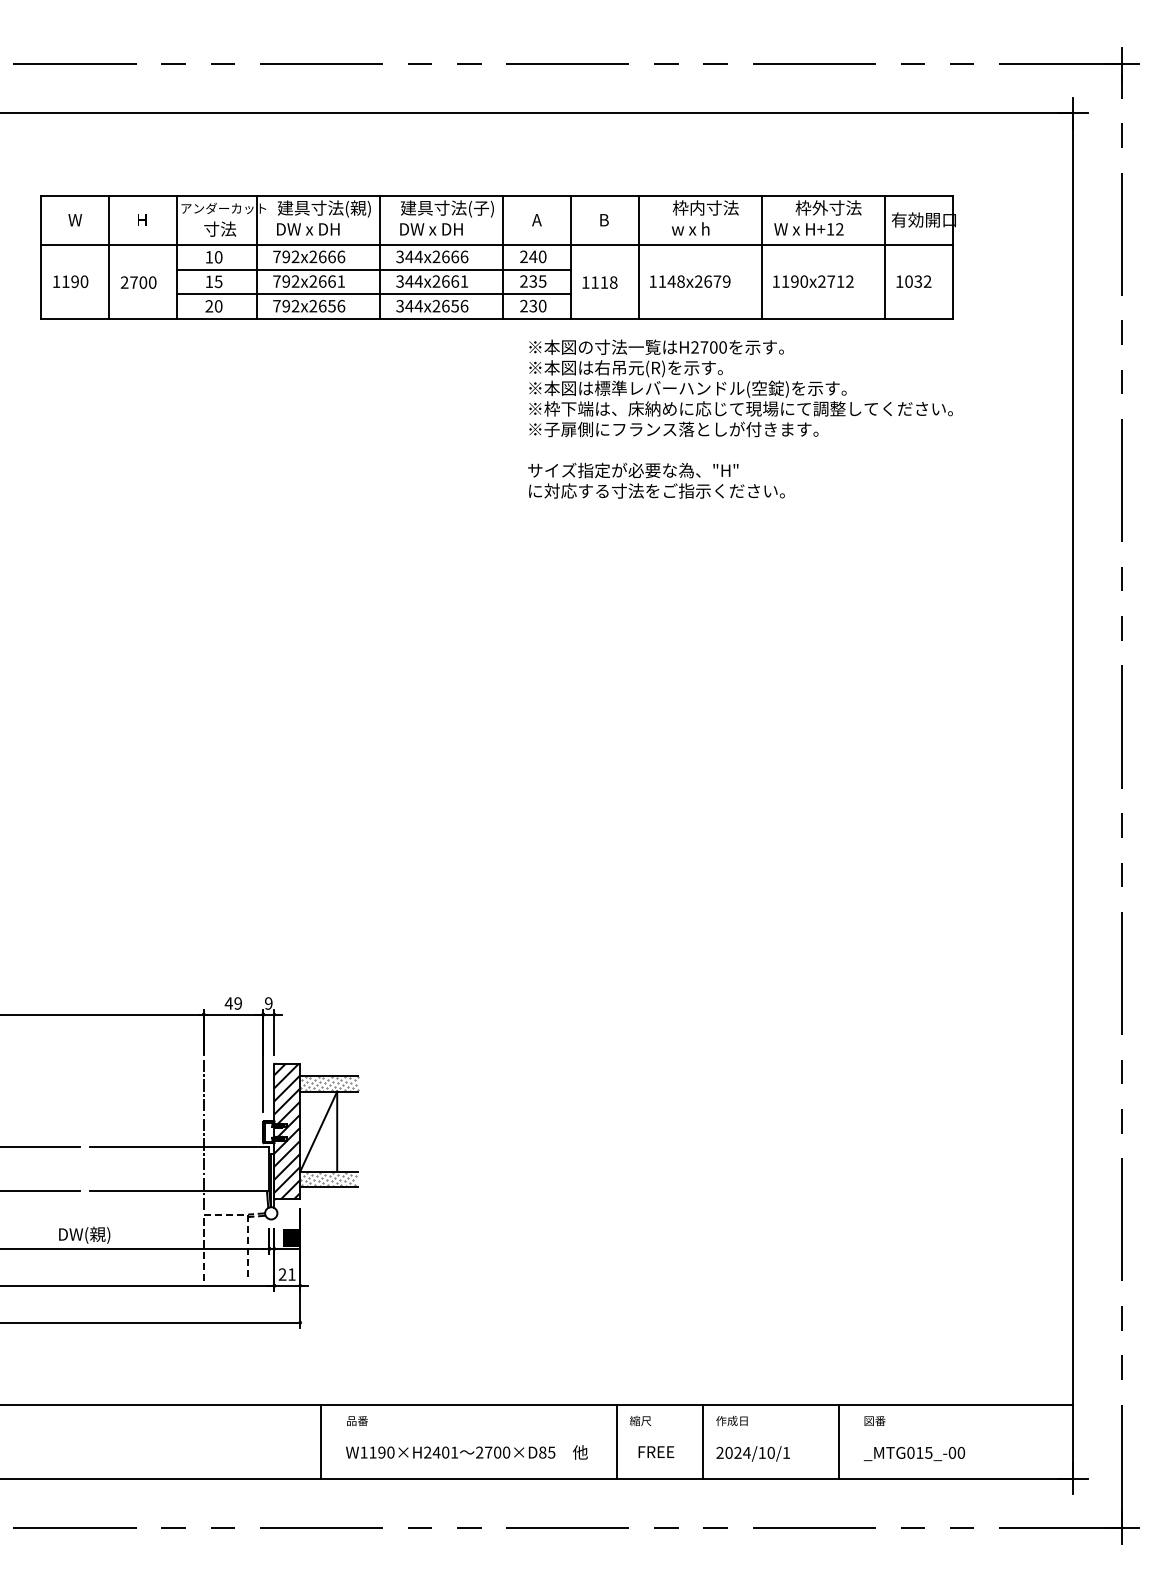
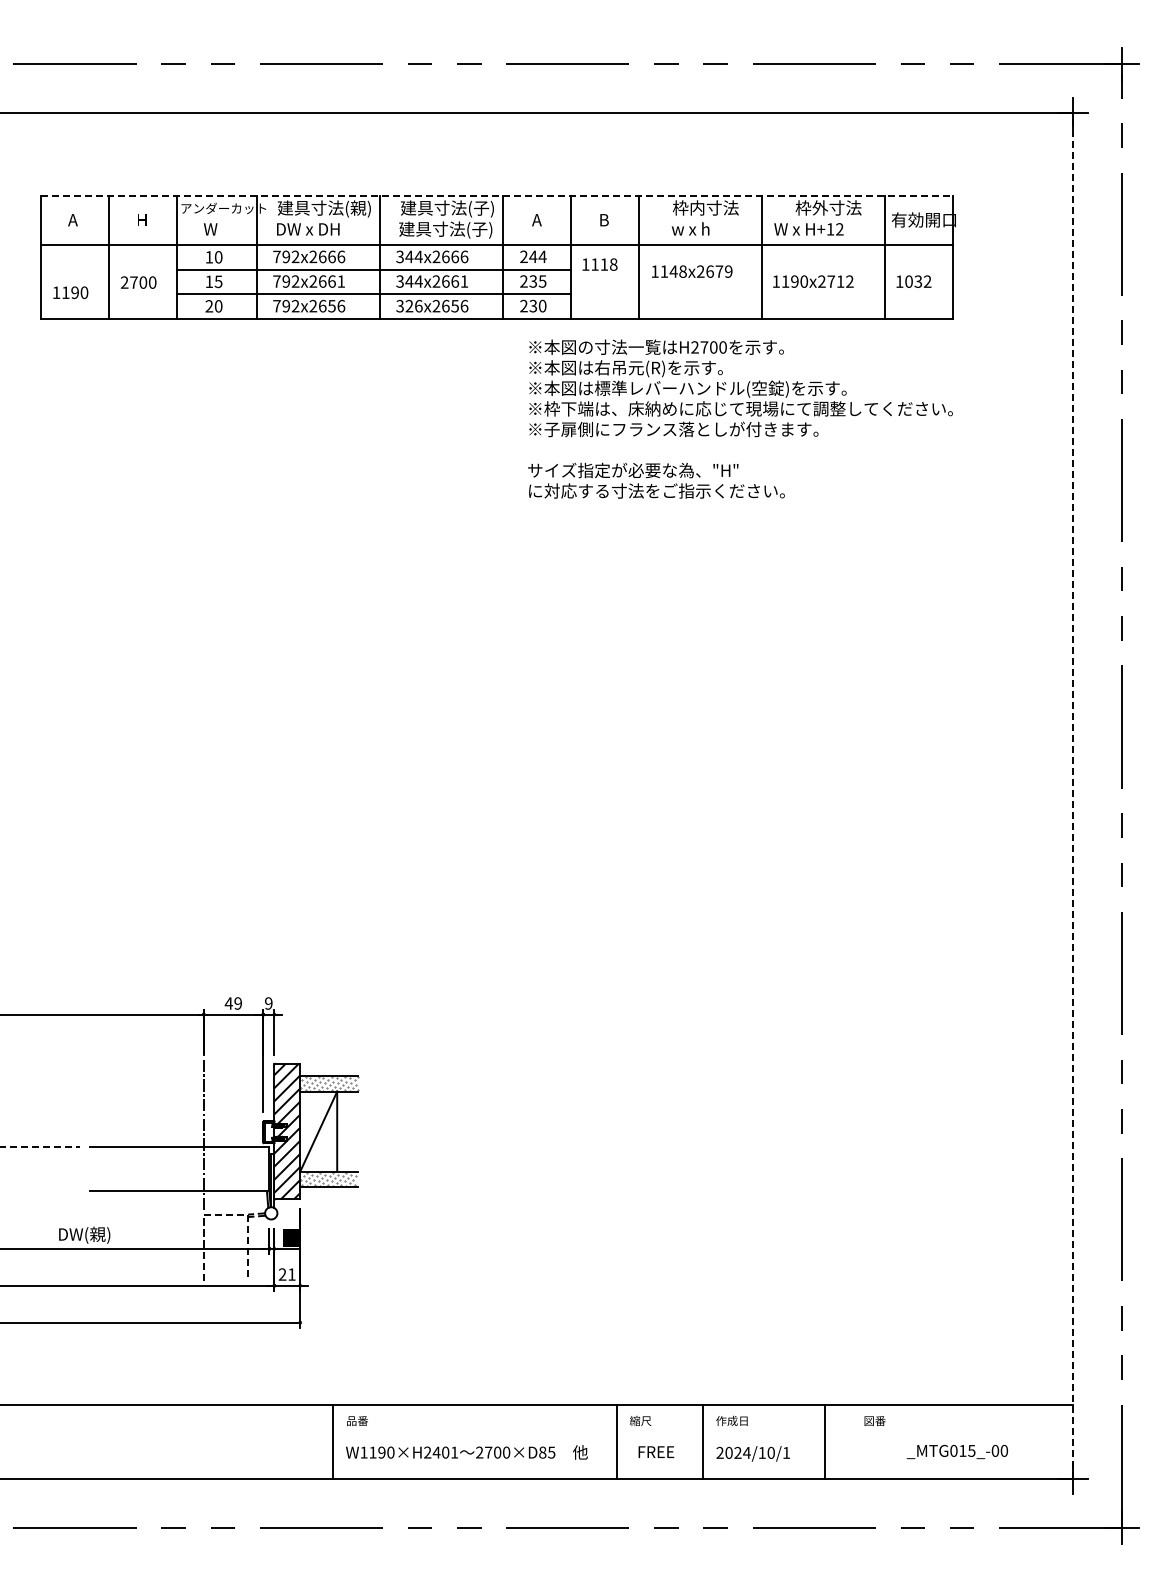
line: solid -> dashed (497, 195)
text: W -> A (75, 220)
text: 寸法 -> W (219, 228)
text: DW x DH -> 建具寸法(子) (445, 229)
text: 240 -> 244 (542, 256)
text position: (70, 281) -> (70, 292) (70, 292)
text position: (690, 281) -> (692, 271) (692, 271)
text position: (599, 282) -> (599, 264) (599, 264)
text: 344x2656 -> 326x2656 (413, 305)
line: solid -> dashed (1073, 795)
line: solid -> dashed (40, 1147)
line: present -> none (40, 1191)
line position: (321, 1441) -> (333, 1441) (333, 1441)
line position: (838, 1441) -> (824, 1441) (824, 1441)
text position: (913, 1453) -> (956, 1451) (956, 1451)
